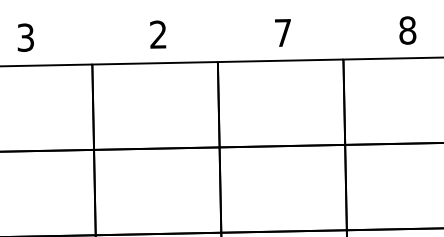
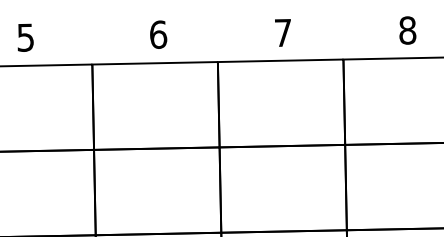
text: 2 -> 6 (158, 34)
text: 3 -> 5 (25, 37)
